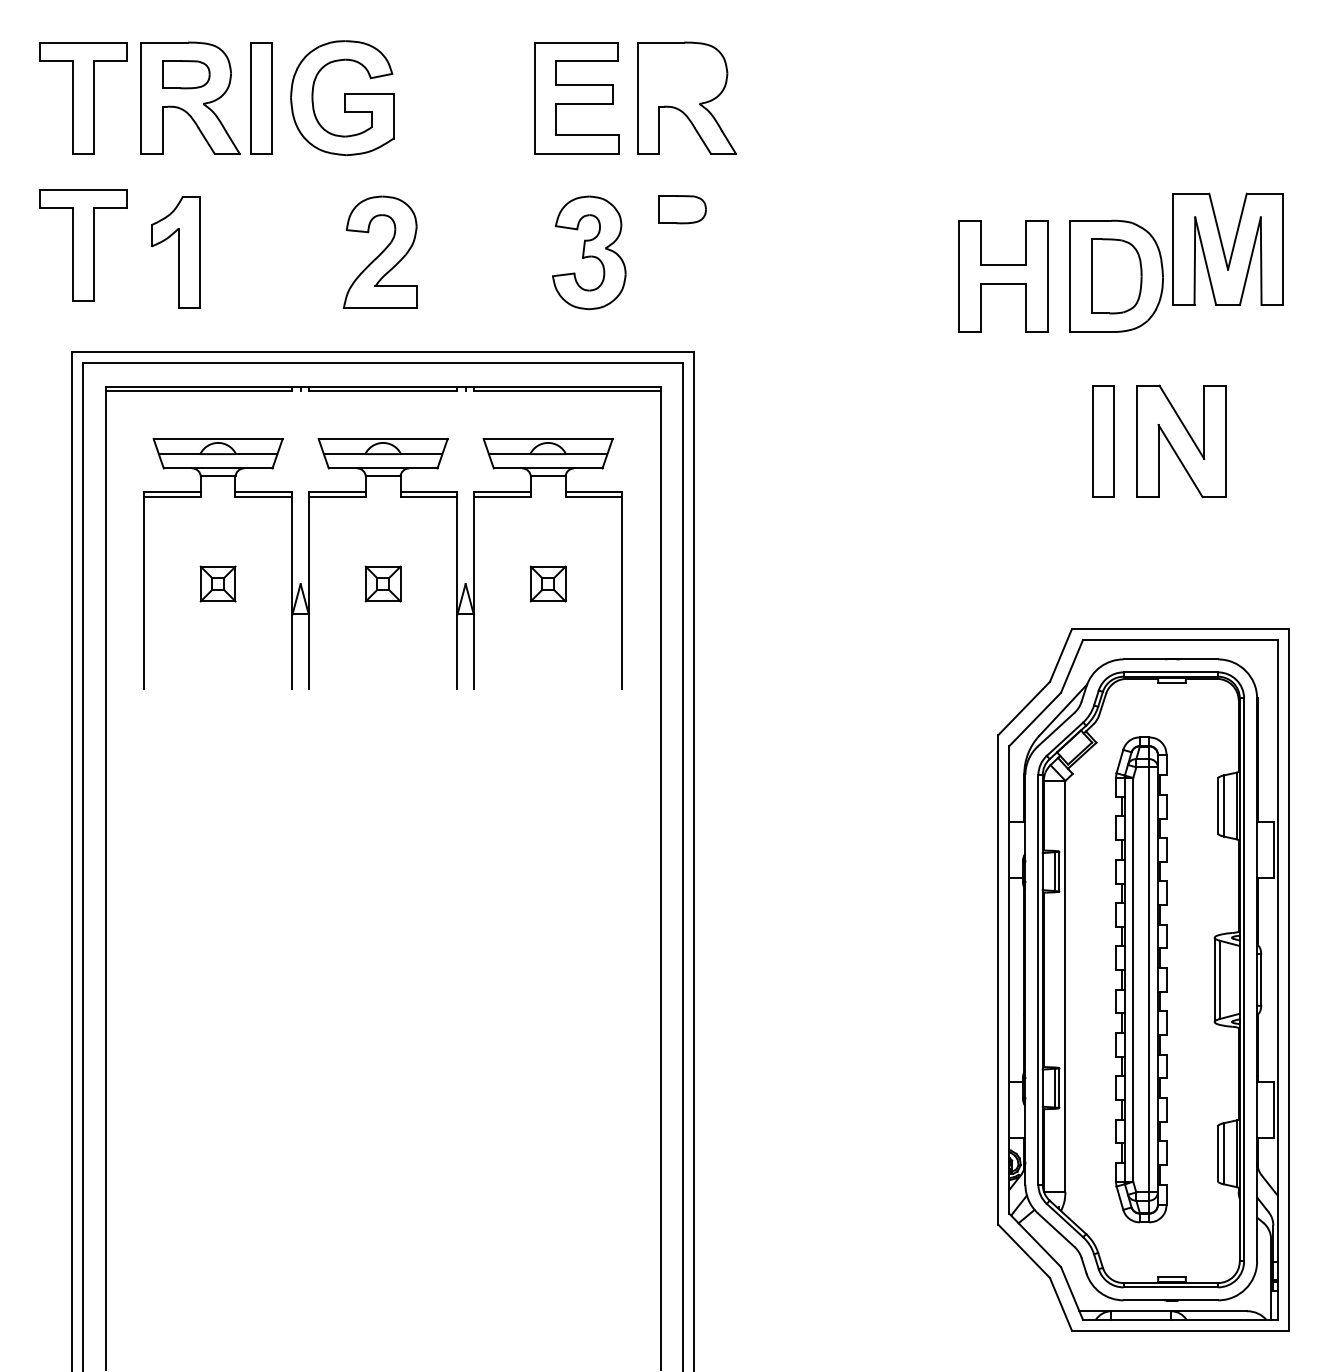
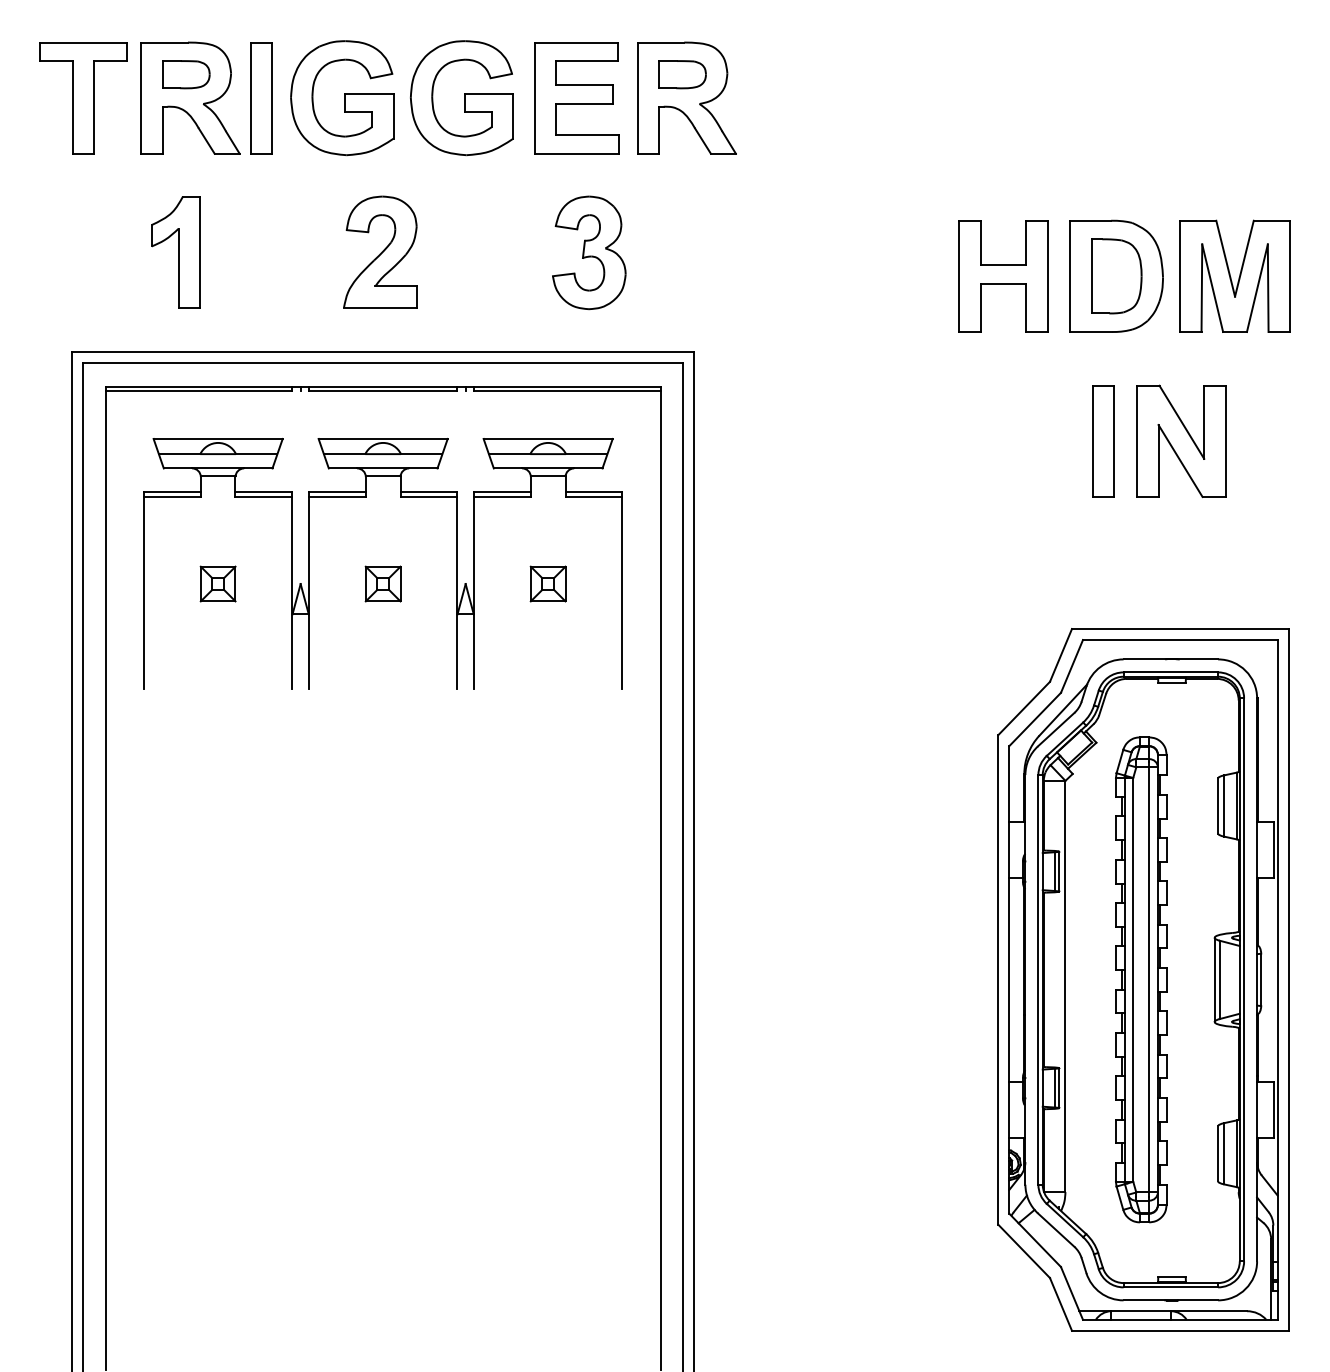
part: none -> present (461, 98)
part position: (682, 209) -> (682, 74) (682, 74)
part: present -> none (83, 245)
part position: (1227, 248) -> (1234, 275) (1234, 275)
